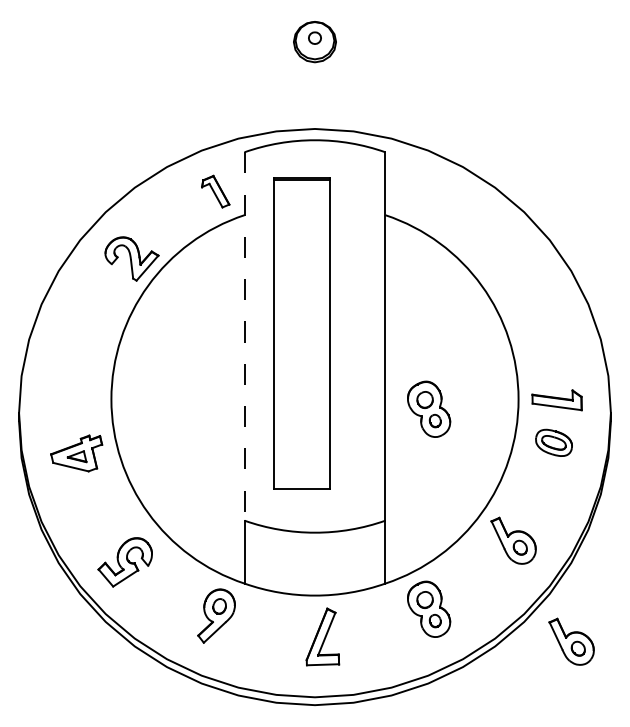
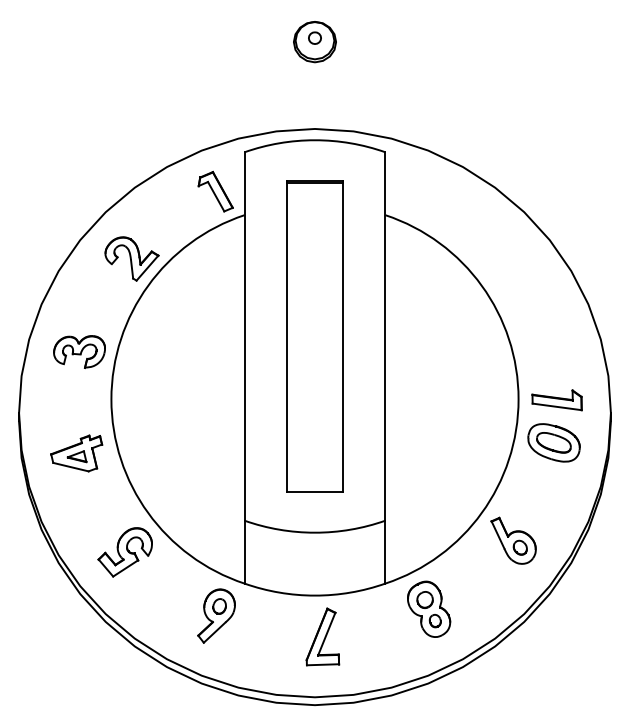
part size: 30x35 px -> 37x43 px (215, 191)
part position: (301, 333) -> (314, 336) (314, 336)
line: dashed -> solid (244, 336)
part: none -> present (79, 351)
part: present -> none (429, 408)
part size: 38x29 px -> 54x40 px (553, 442)
part position: (124, 562) -> (124, 552) (124, 552)
part: present -> none (571, 641)
